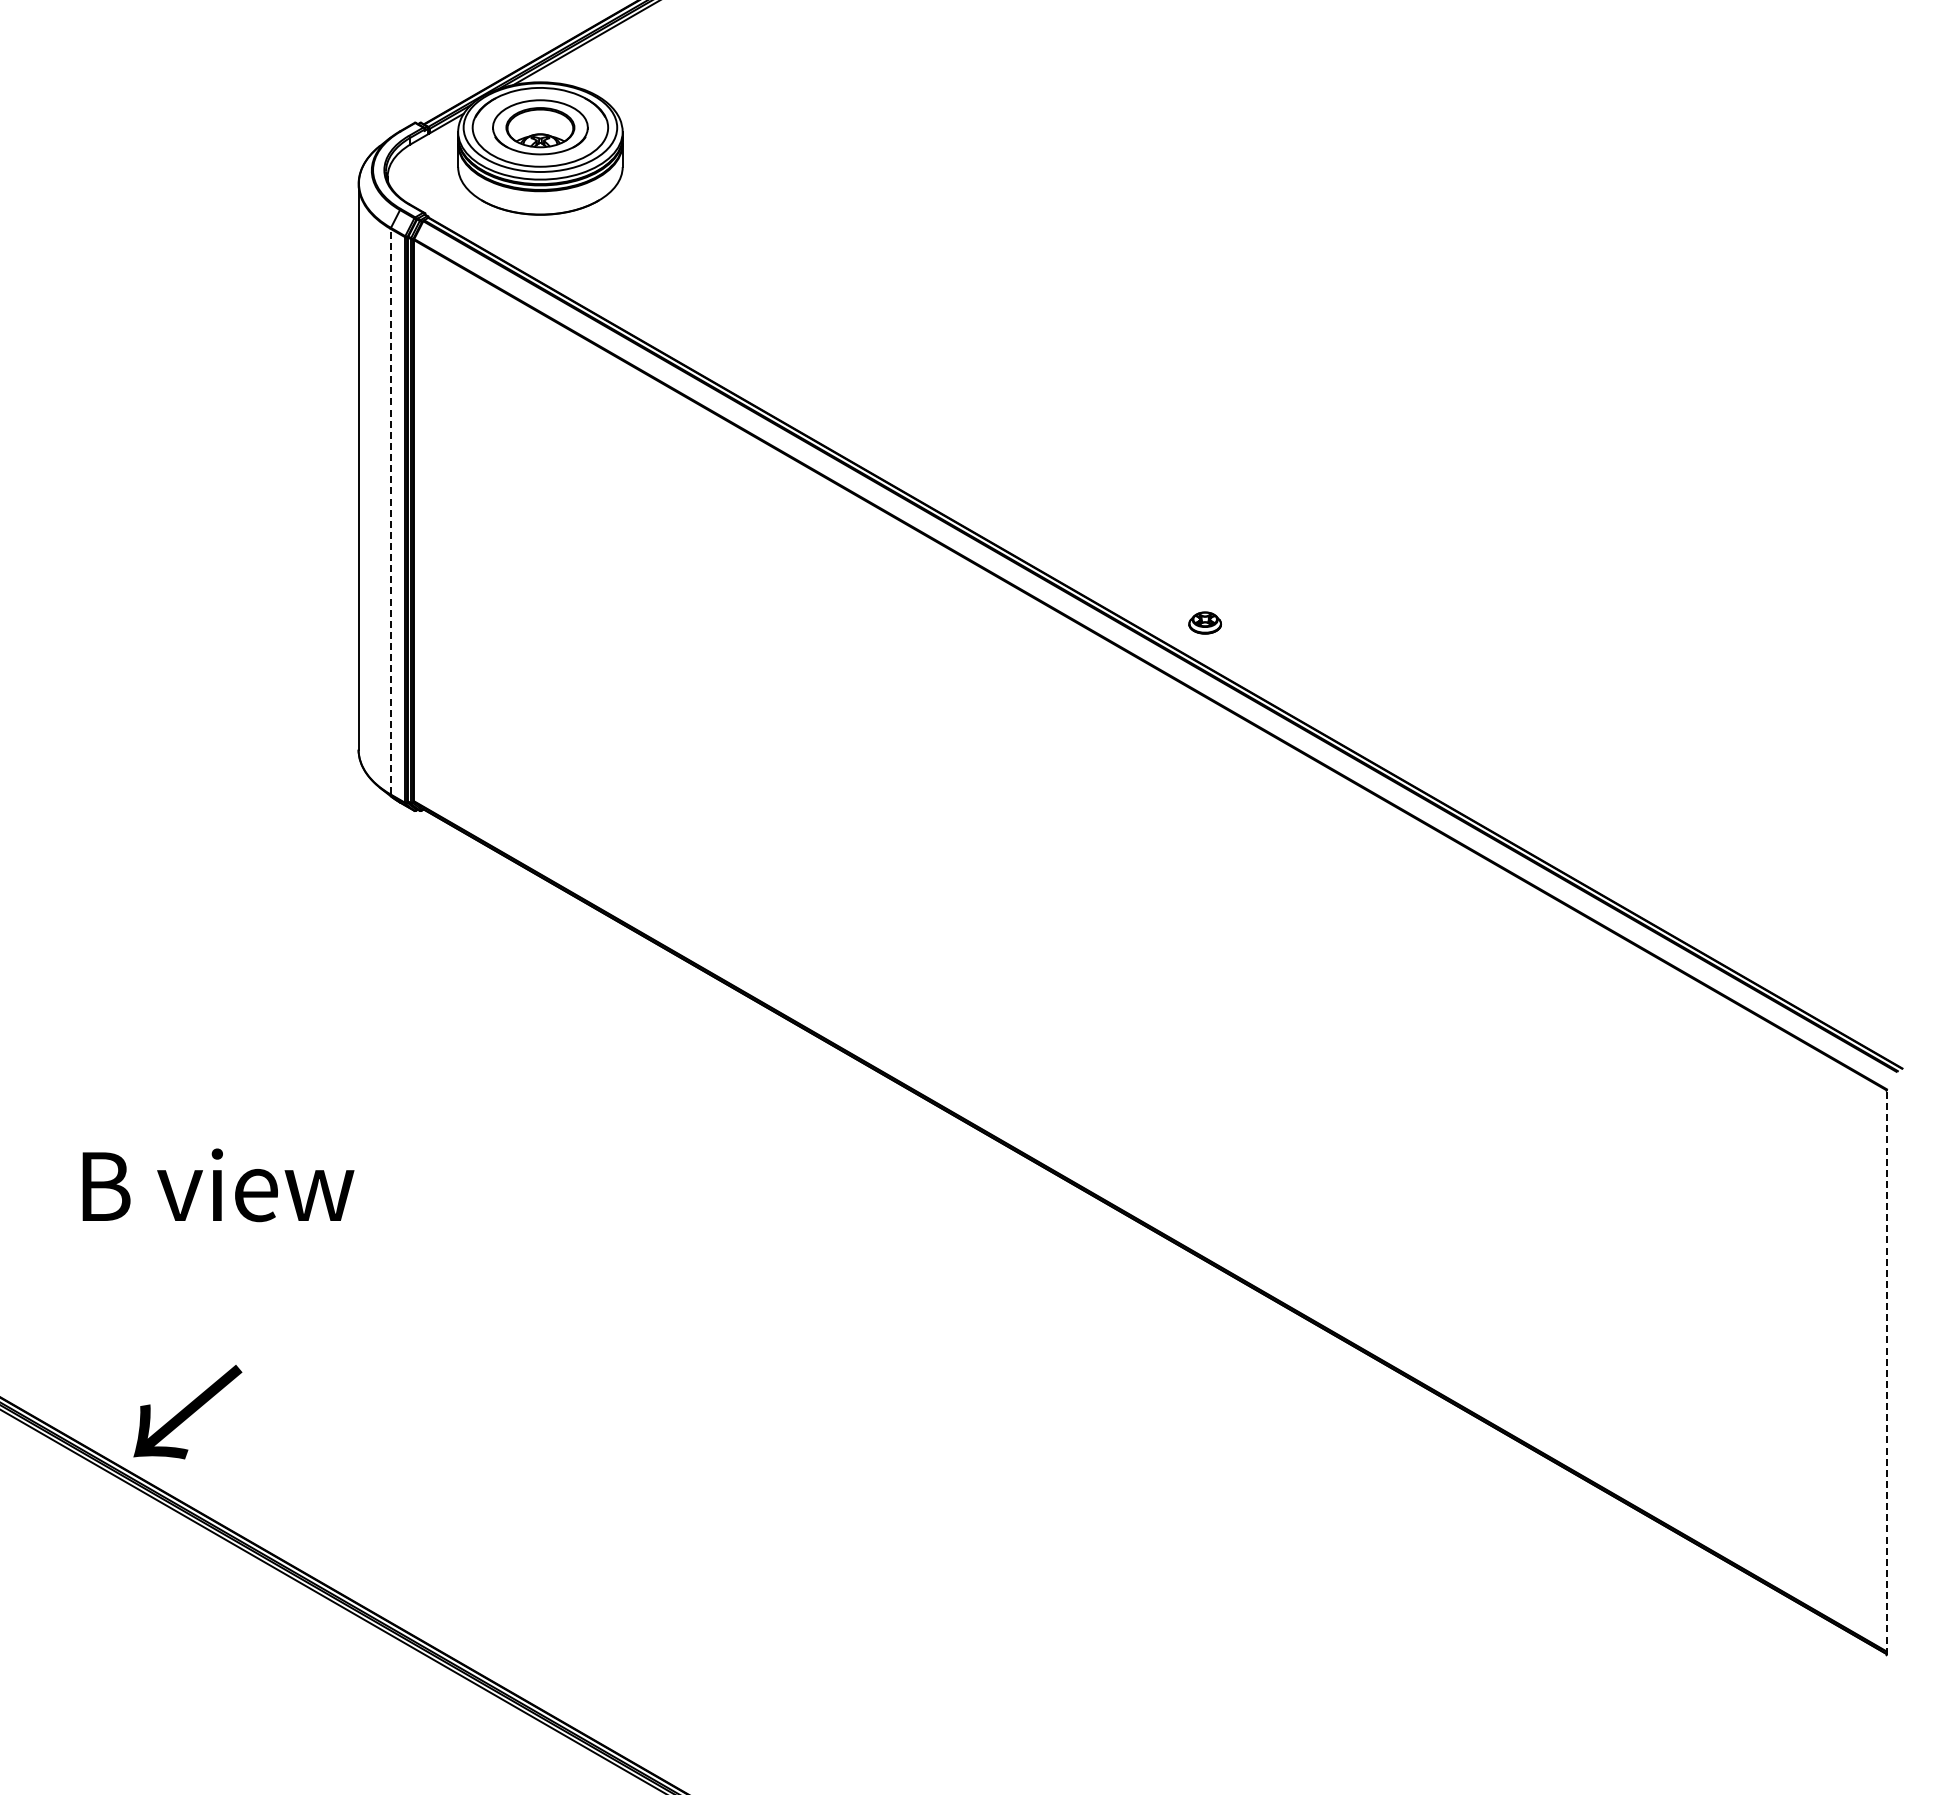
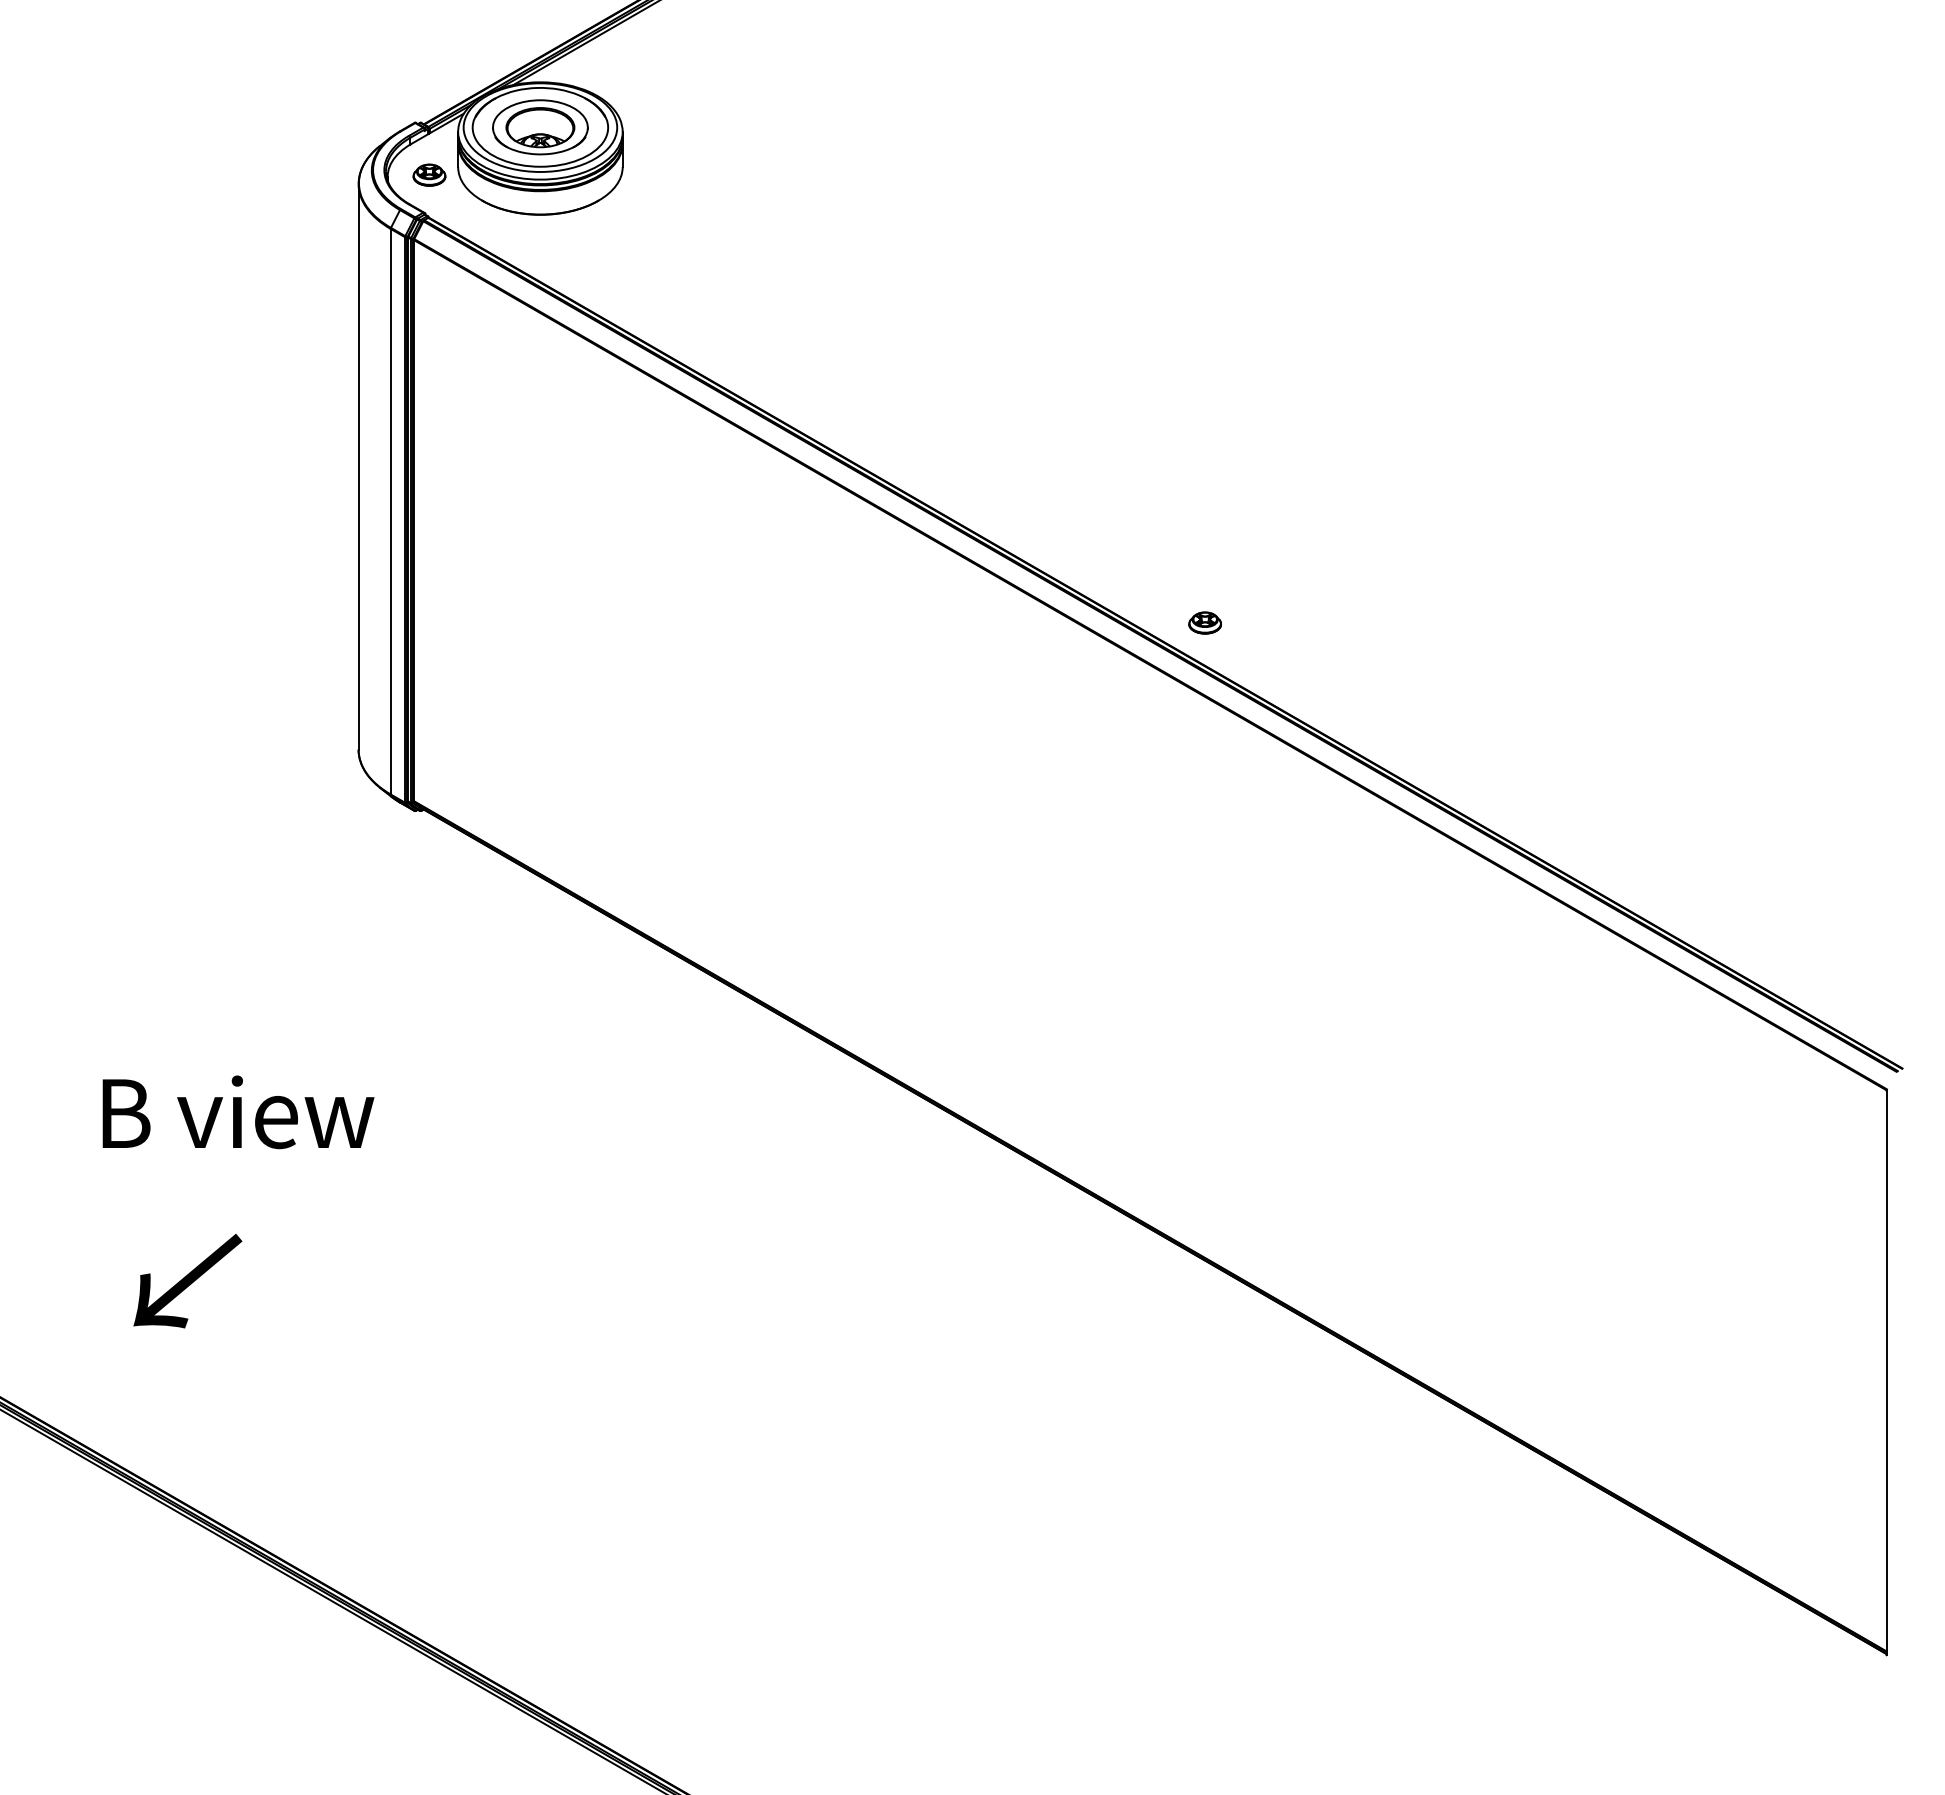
part: none -> present (429, 174)
line: dashed -> solid (390, 511)
text position: (218, 1185) -> (238, 1112) (238, 1112)
line: dashed -> solid (1886, 1372)
text position: (187, 1412) -> (187, 1281) (187, 1281)
